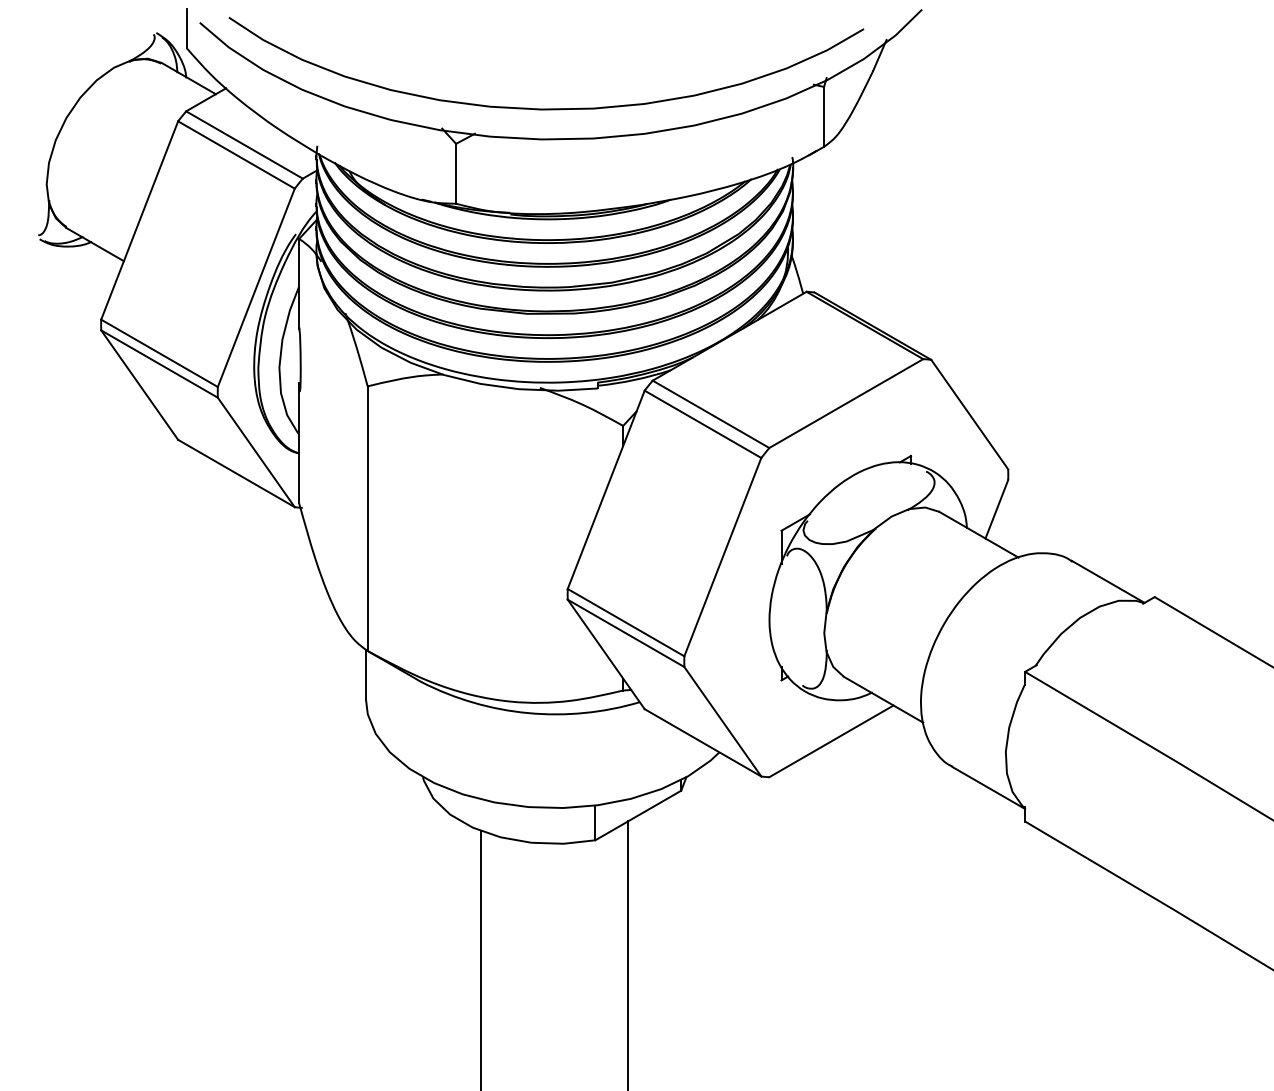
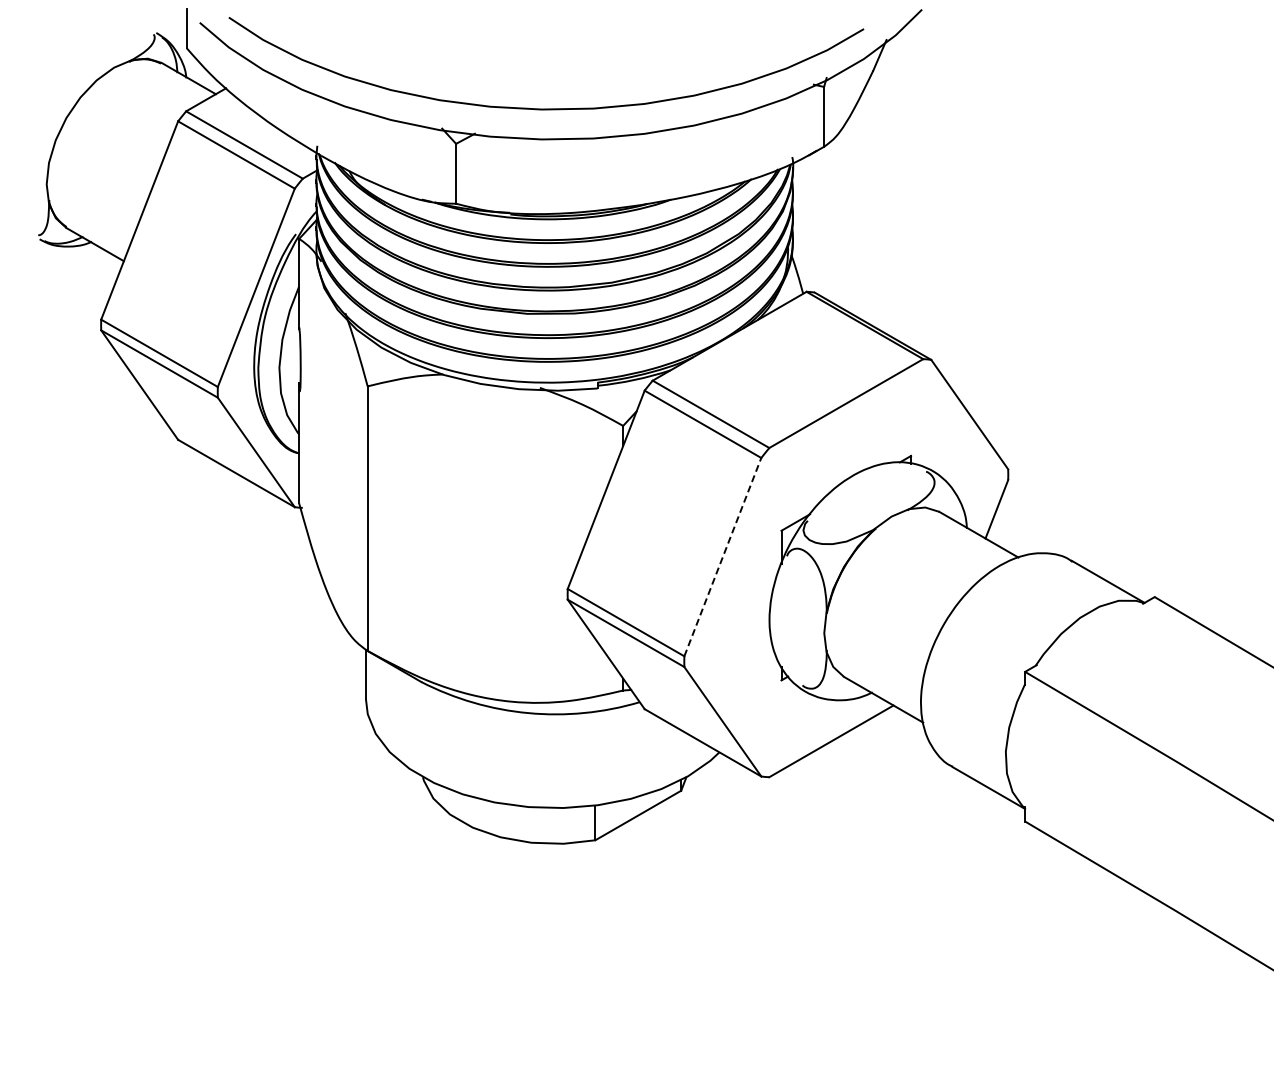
line: solid -> dashed (723, 556)
line: present -> none (628, 954)
line: present -> none (481, 959)
